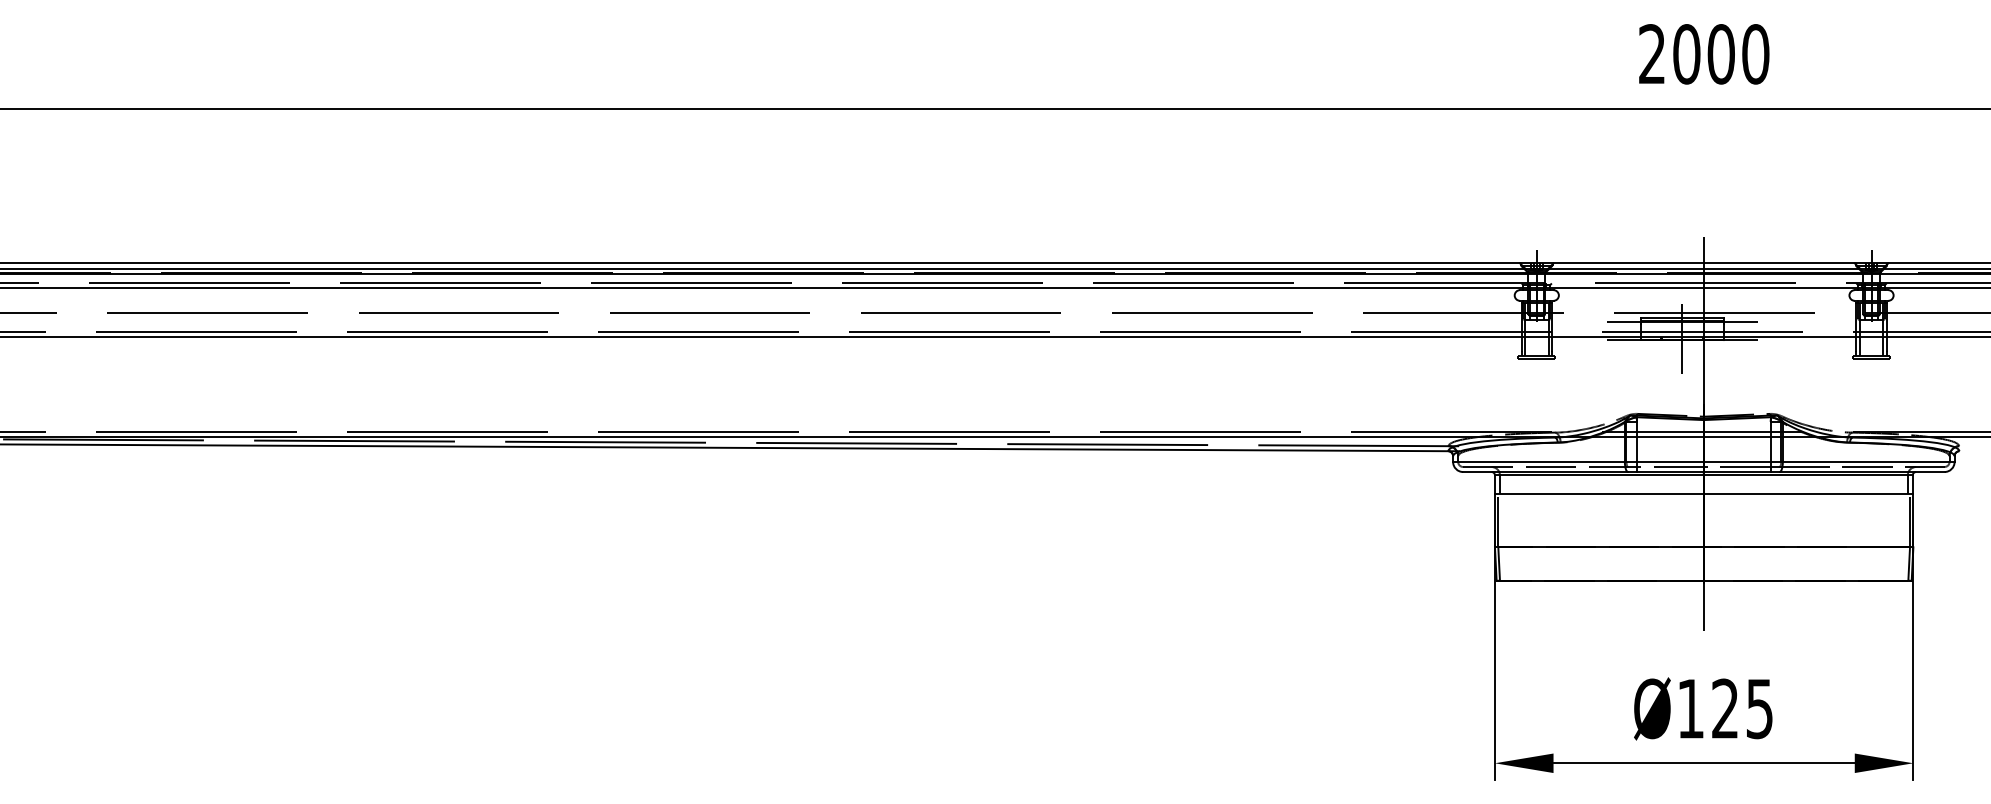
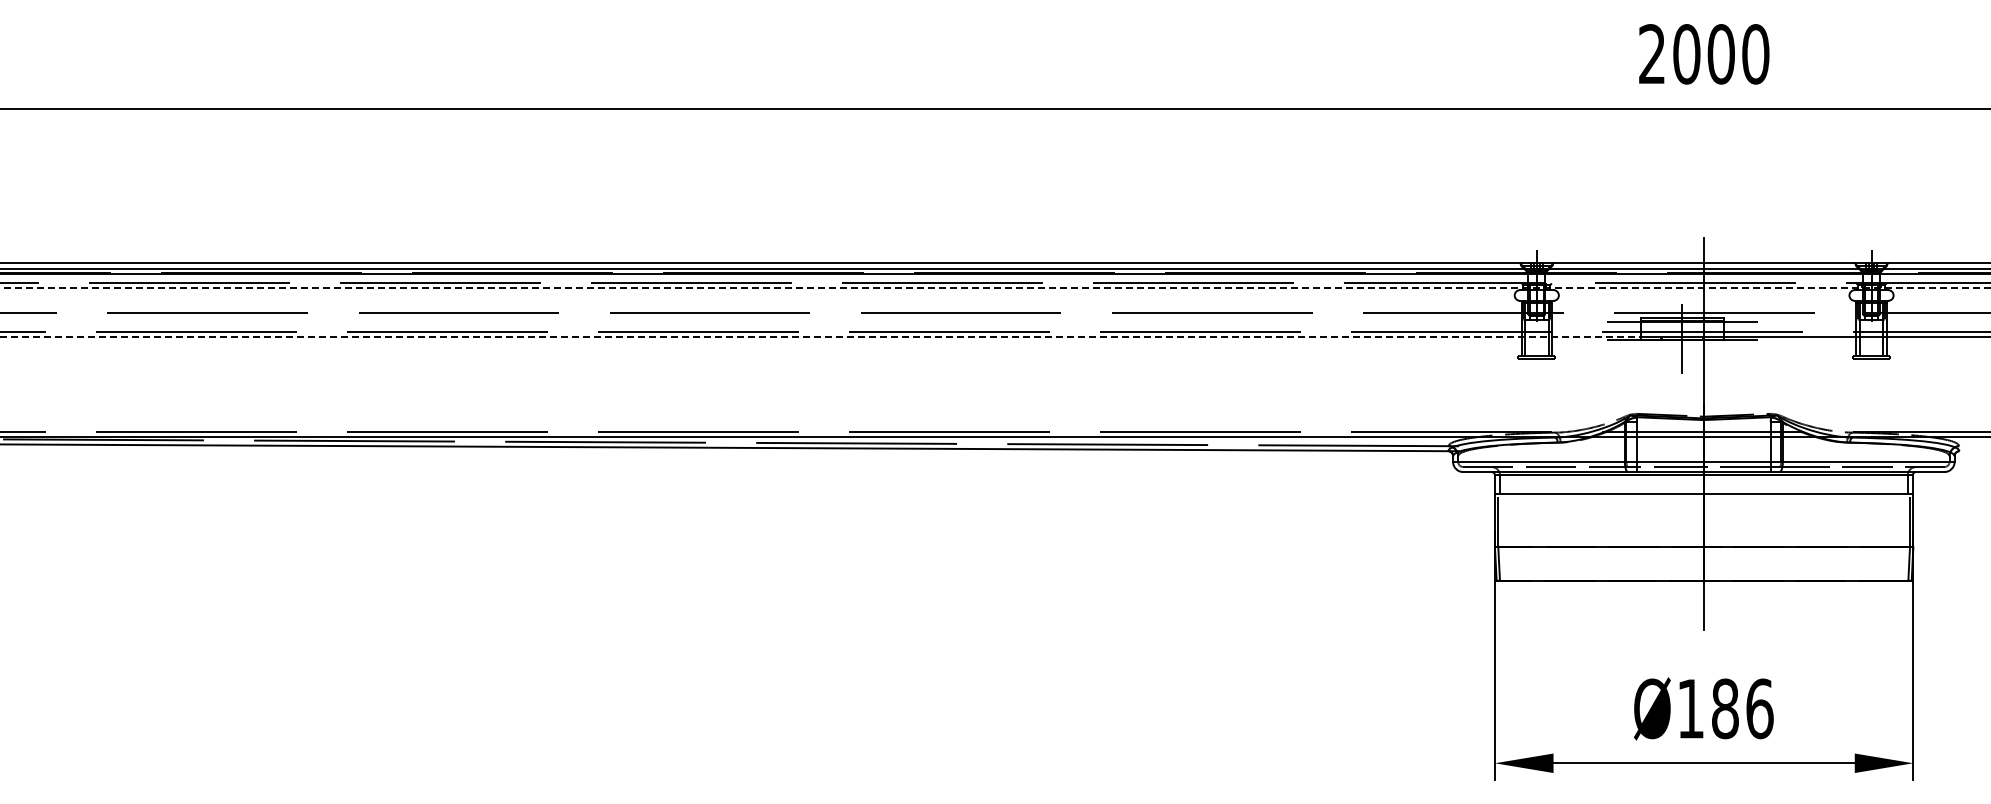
line: solid -> dashed (995, 288)
line: solid -> dashed (820, 337)
text: Ø125 -> Ø186 (1742, 708)
